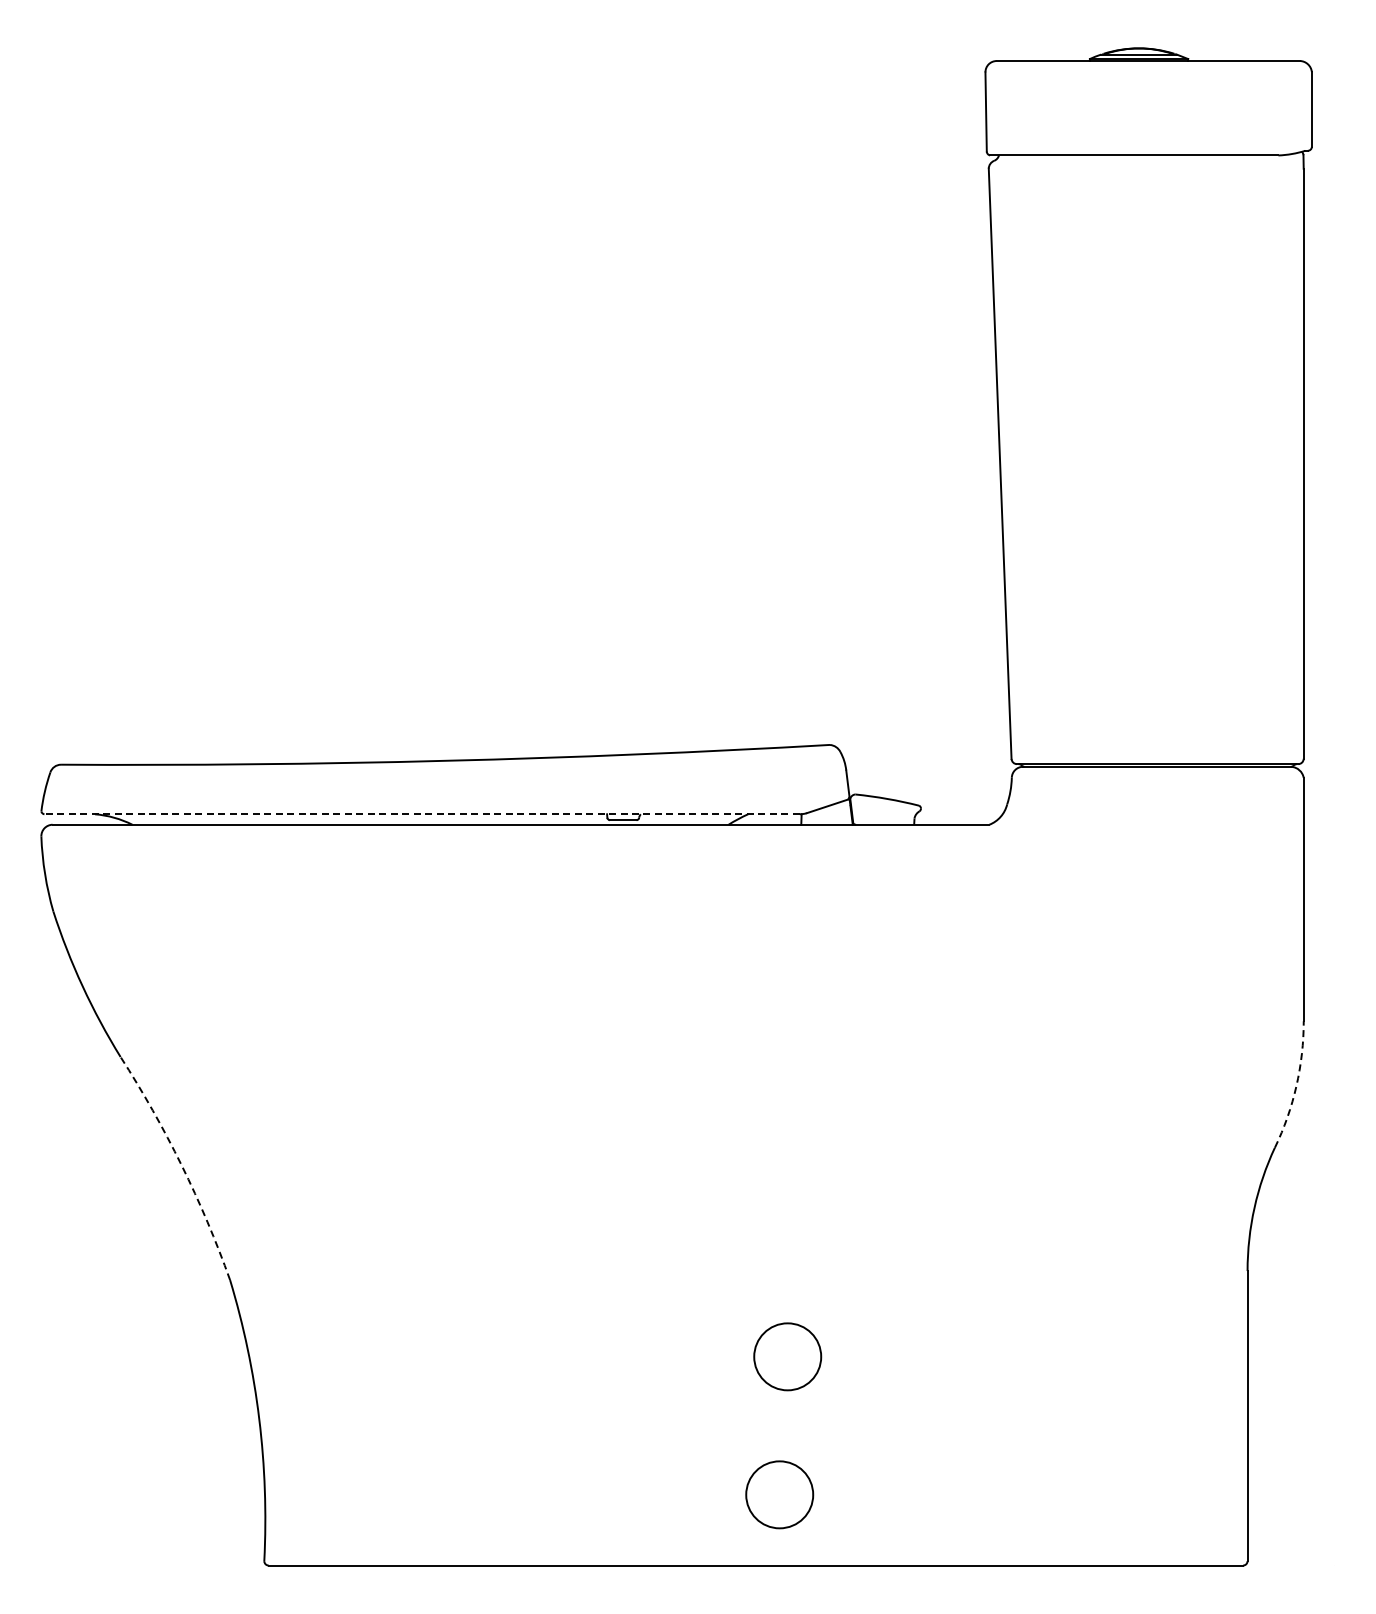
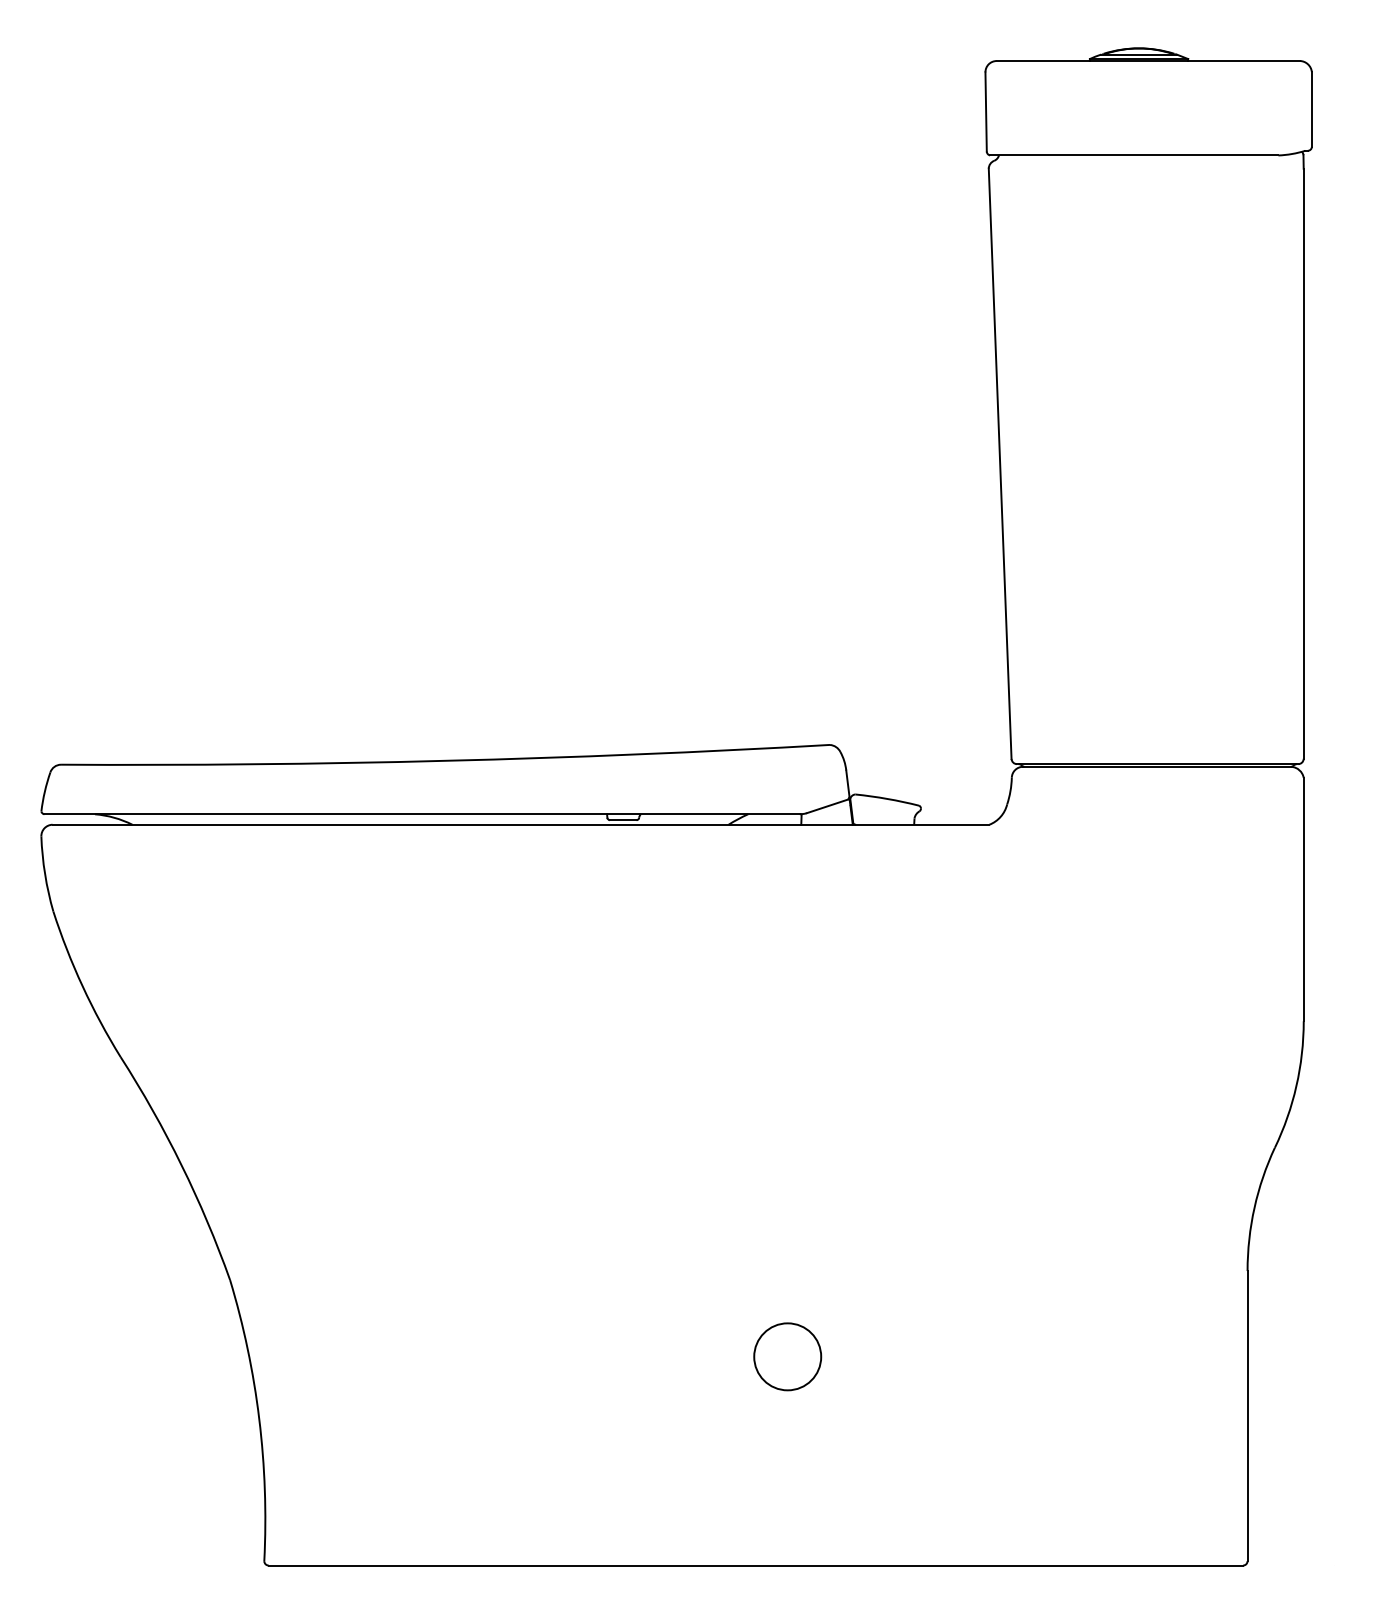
line: dashed -> solid (422, 814)
arc: dashed -> solid (1296, 1086)
arc: dashed -> solid (181, 1165)
circle: present -> none (779, 1494)
